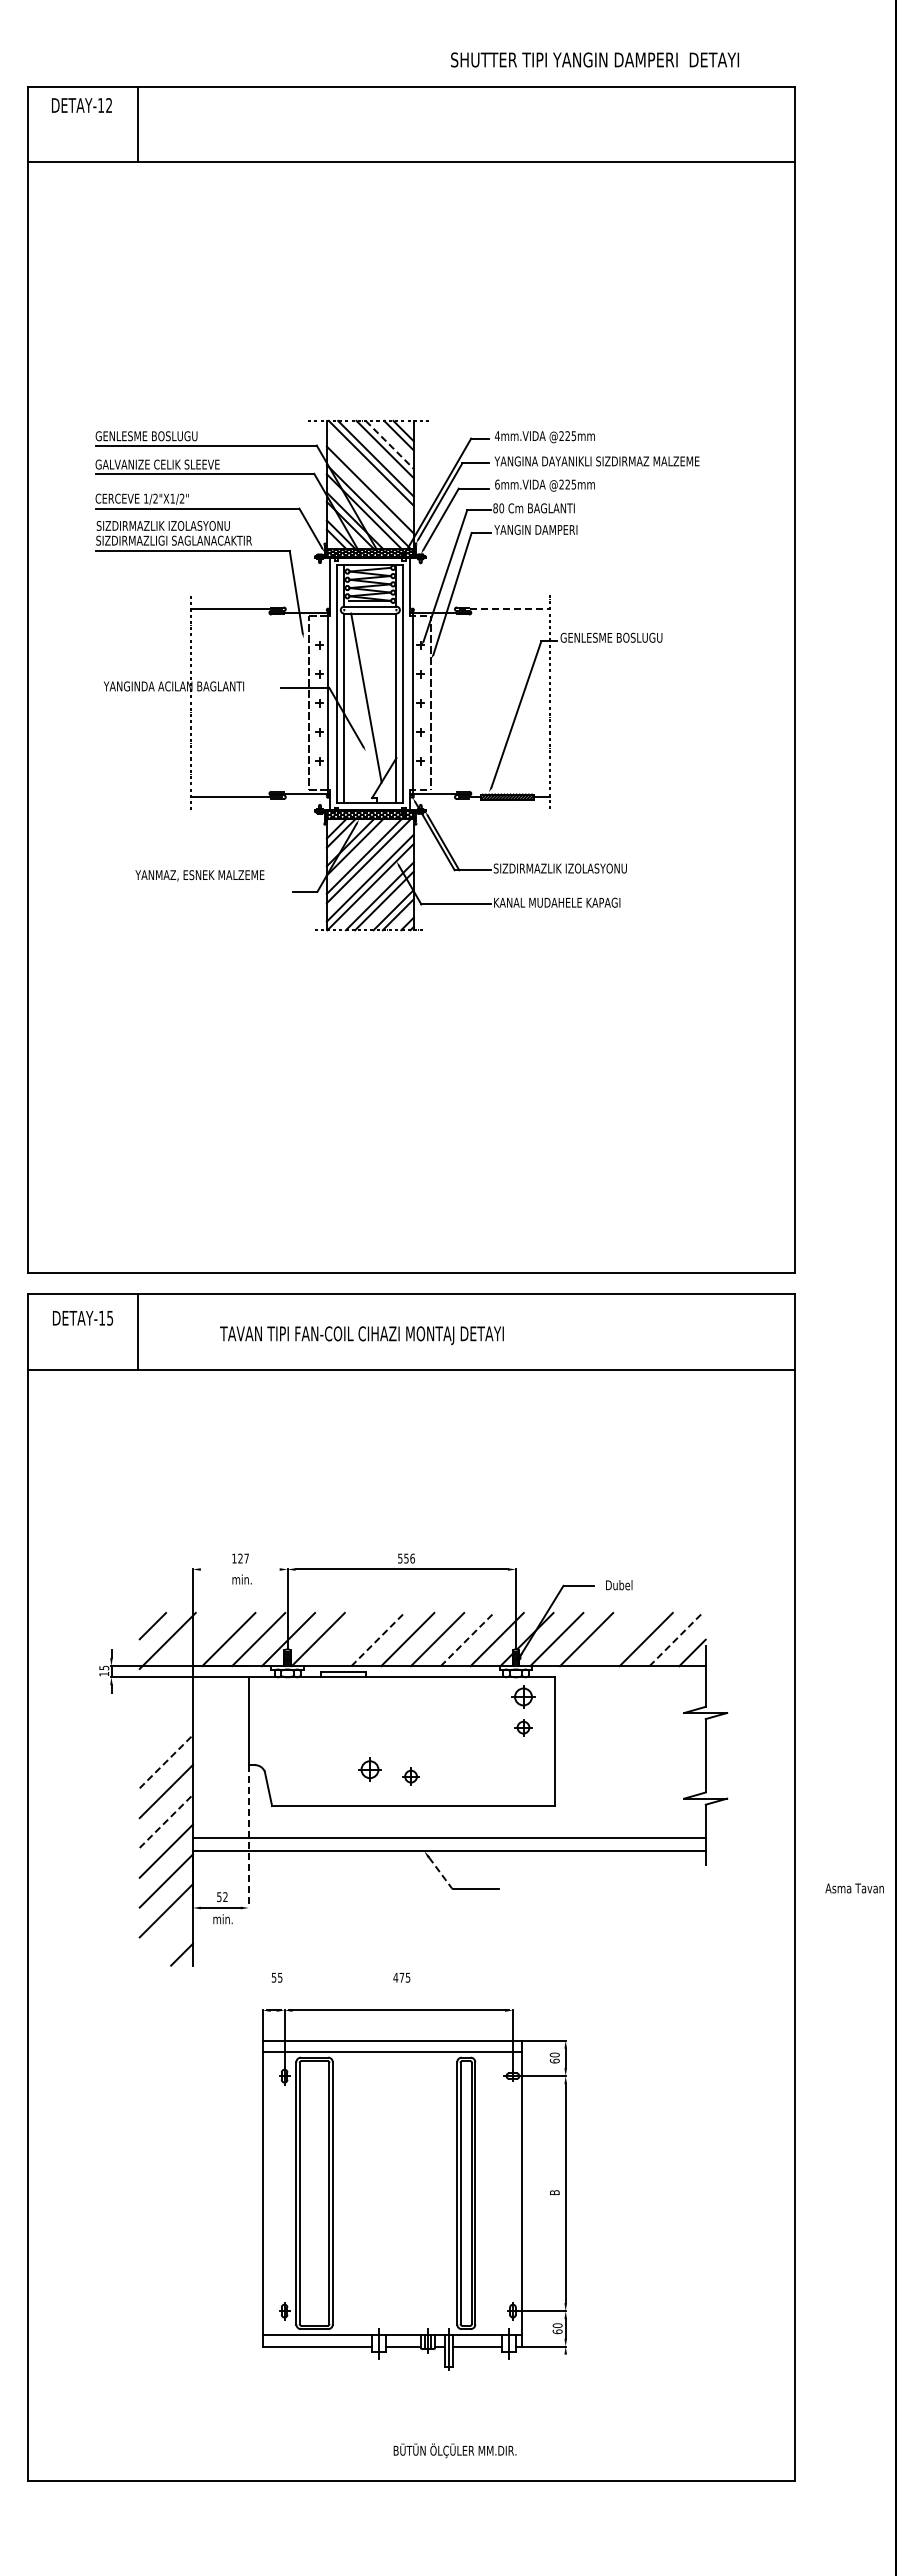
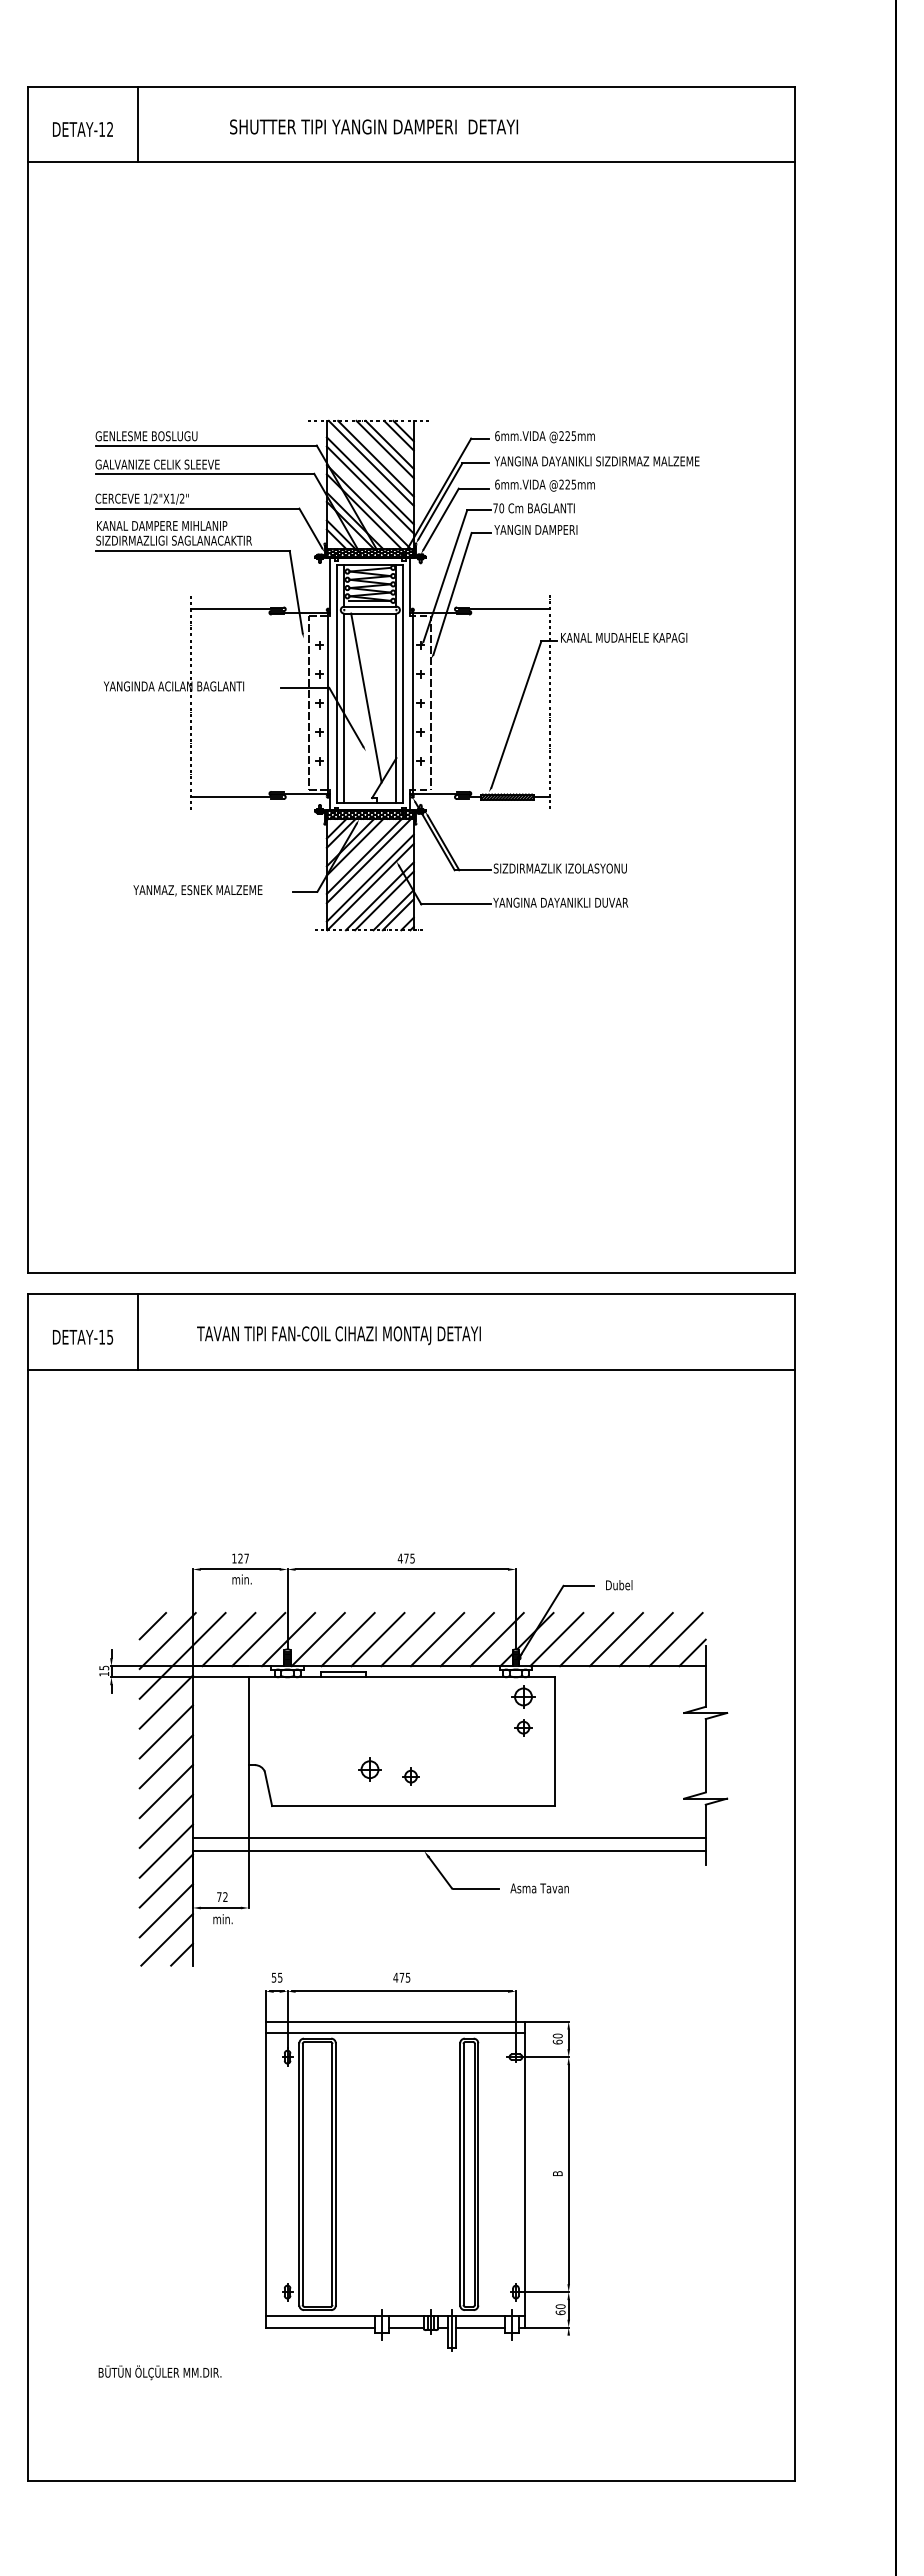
text position: (594, 59) -> (373, 126) (373, 126)
text position: (81, 105) -> (82, 129) (82, 129)
text: 4mm.VIDA -> 6mm.VIDA (497, 436)
line: dashed -> solid (389, 444)
line: none -> present (369, 480)
text: 80 -> 70 (495, 508)
text: SIZDIRMAZLIK IZOLASYONU -> KANAL DAMPERE MIHLANIP (162, 525)
line: dashed -> solid (504, 609)
text: GENLESME BOSLUGU -> KANAL MUDAHELE KAPAGI (623, 637)
text position: (199, 875) -> (197, 890) (197, 890)
text: KANAL MUDAHELE KAPAGI -> YANGINA DAYANIKLI DUVAR (560, 902)
text position: (83, 1318) -> (83, 1337) (83, 1337)
text position: (361, 1335) -> (338, 1335) (338, 1335)
text: 556 -> 475 (405, 1558)
line: none -> present (239, 1569)
line: none -> present (347, 1639)
line: dashed -> solid (377, 1639)
line: dashed -> solid (467, 1639)
line: none -> present (615, 1639)
line: dashed -> solid (676, 1639)
line: none -> present (182, 1655)
line: none -> present (165, 1701)
line: none -> present (165, 1731)
line: dashed -> solid (166, 1761)
line: dashed -> solid (166, 1821)
line: dashed -> solid (248, 1837)
line: dashed -> solid (440, 1873)
text position: (854, 1888) -> (539, 1888) (539, 1888)
text: 52 -> 72 (219, 1897)
line: none -> present (166, 1939)
part position: (414, 2189) -> (417, 2170) (417, 2170)
text position: (454, 2450) -> (159, 2372) (159, 2372)
